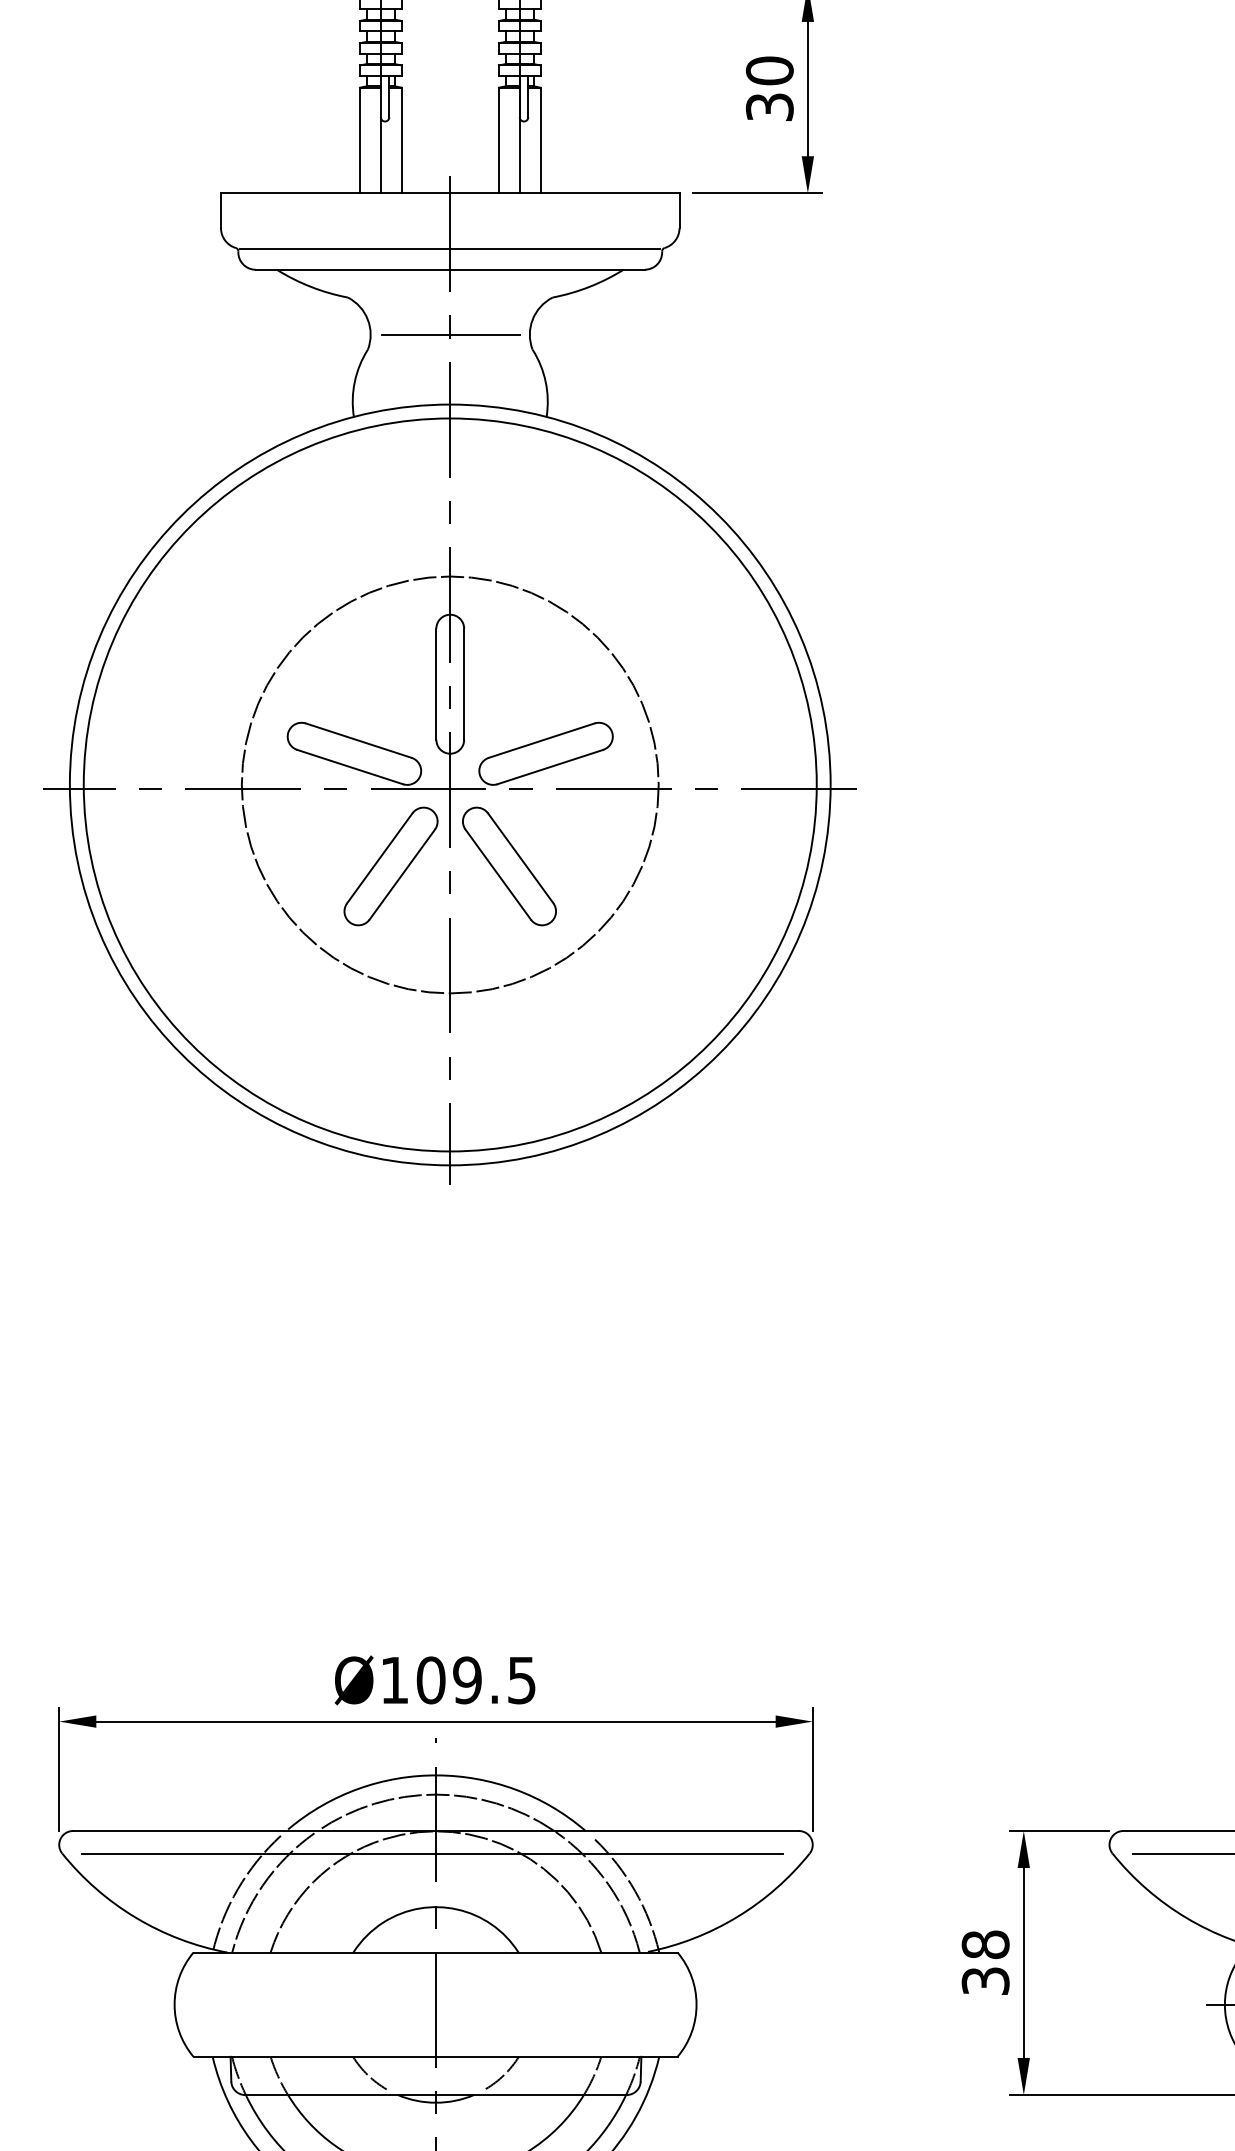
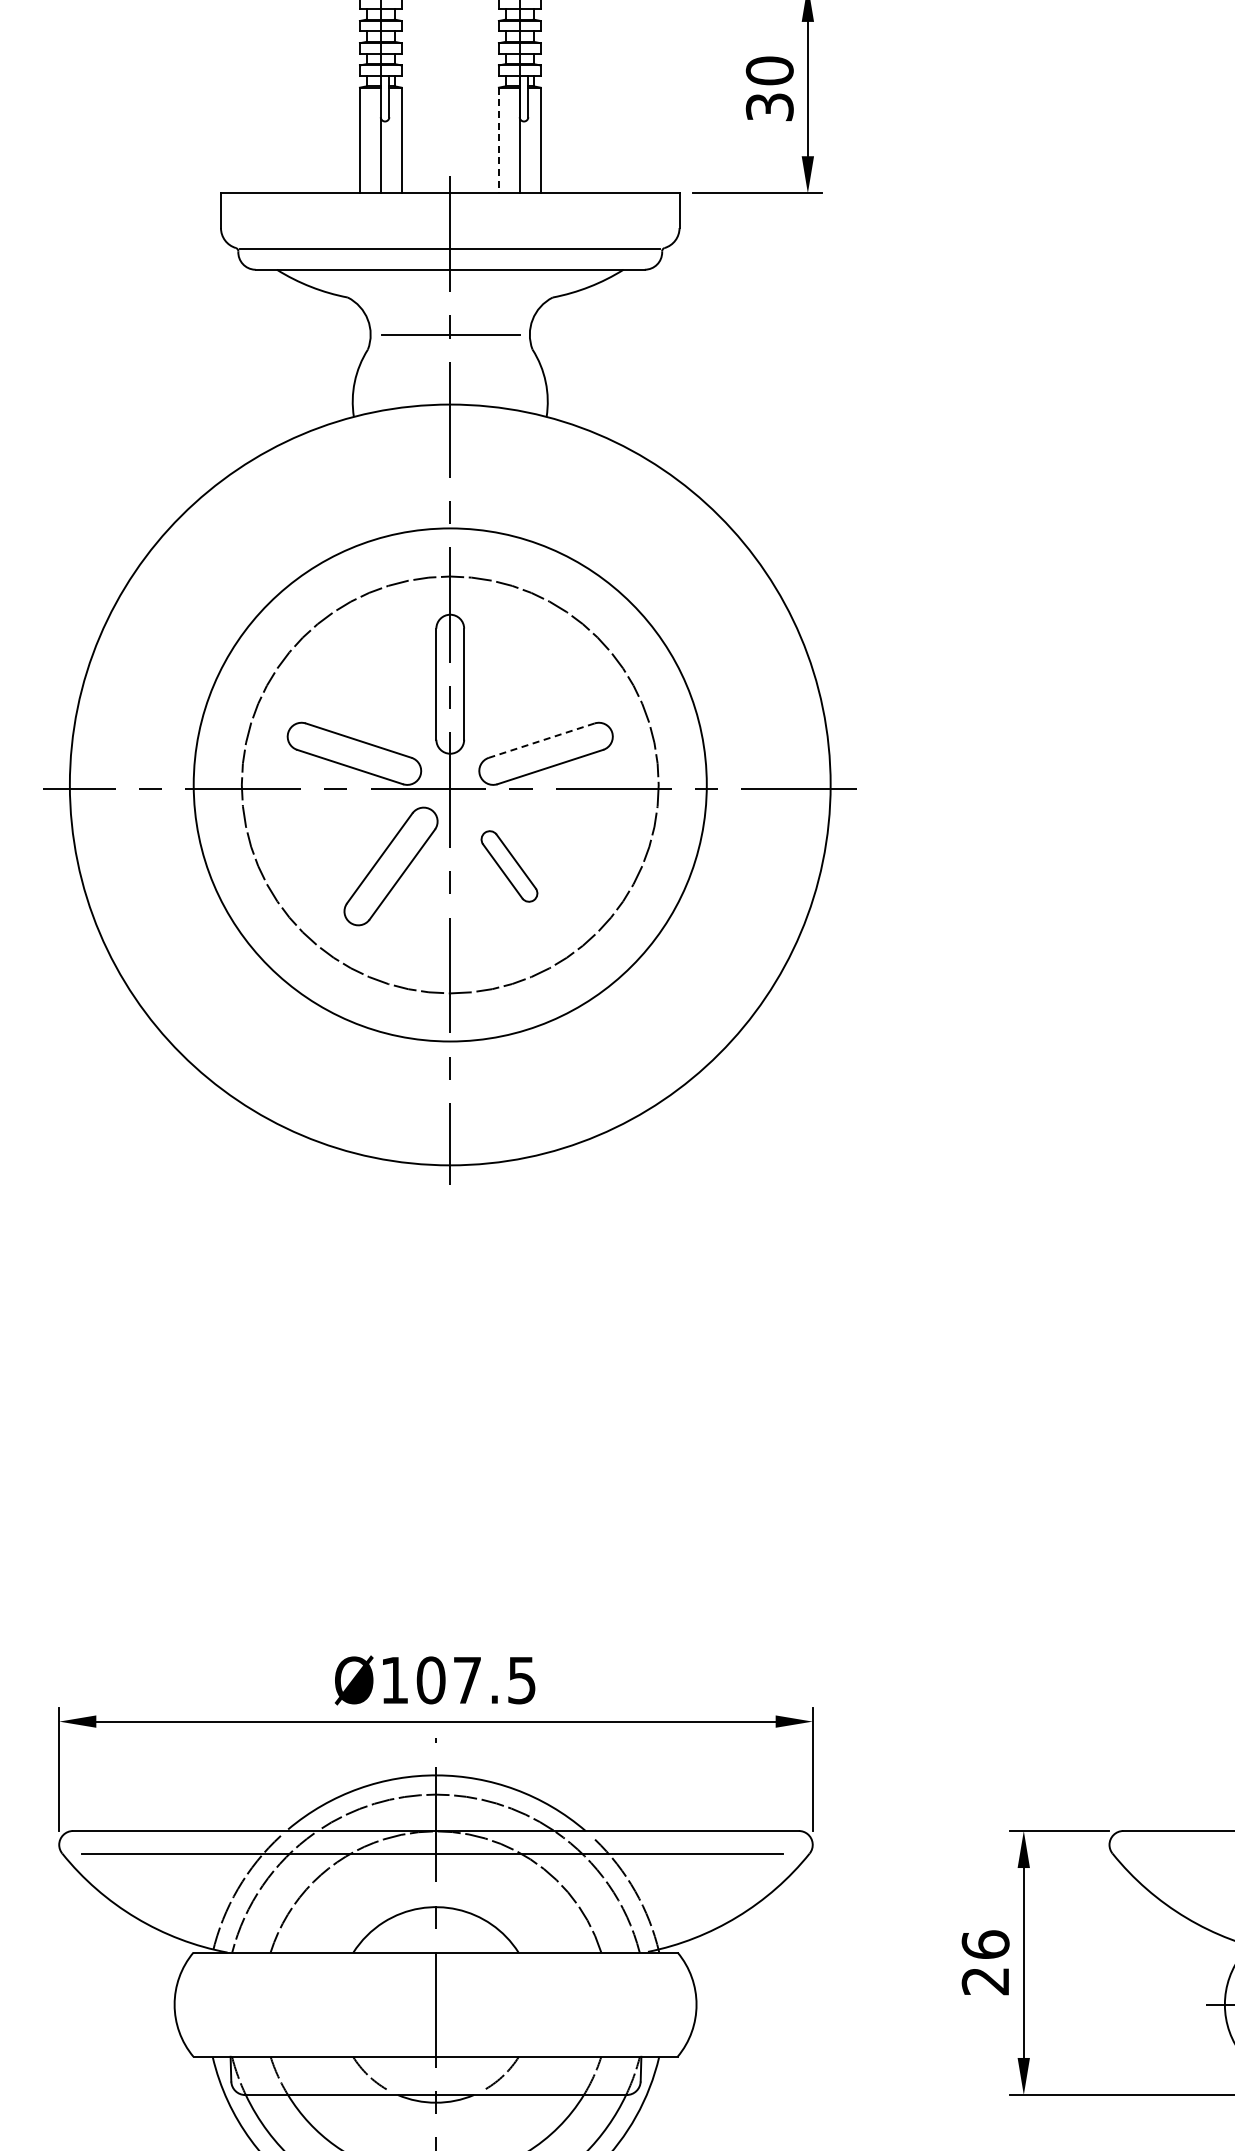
line: solid -> dashed (498, 140)
line: solid -> dashed (541, 740)
circle diameter: 733 px -> 513 px (449, 784)
part size: 95x121 px -> 59x73 px (509, 866)
text: Ø109.5 -> Ø107.5 (467, 1680)
line: present -> none (1181, 1853)
text: 38 -> 26 (985, 1962)
